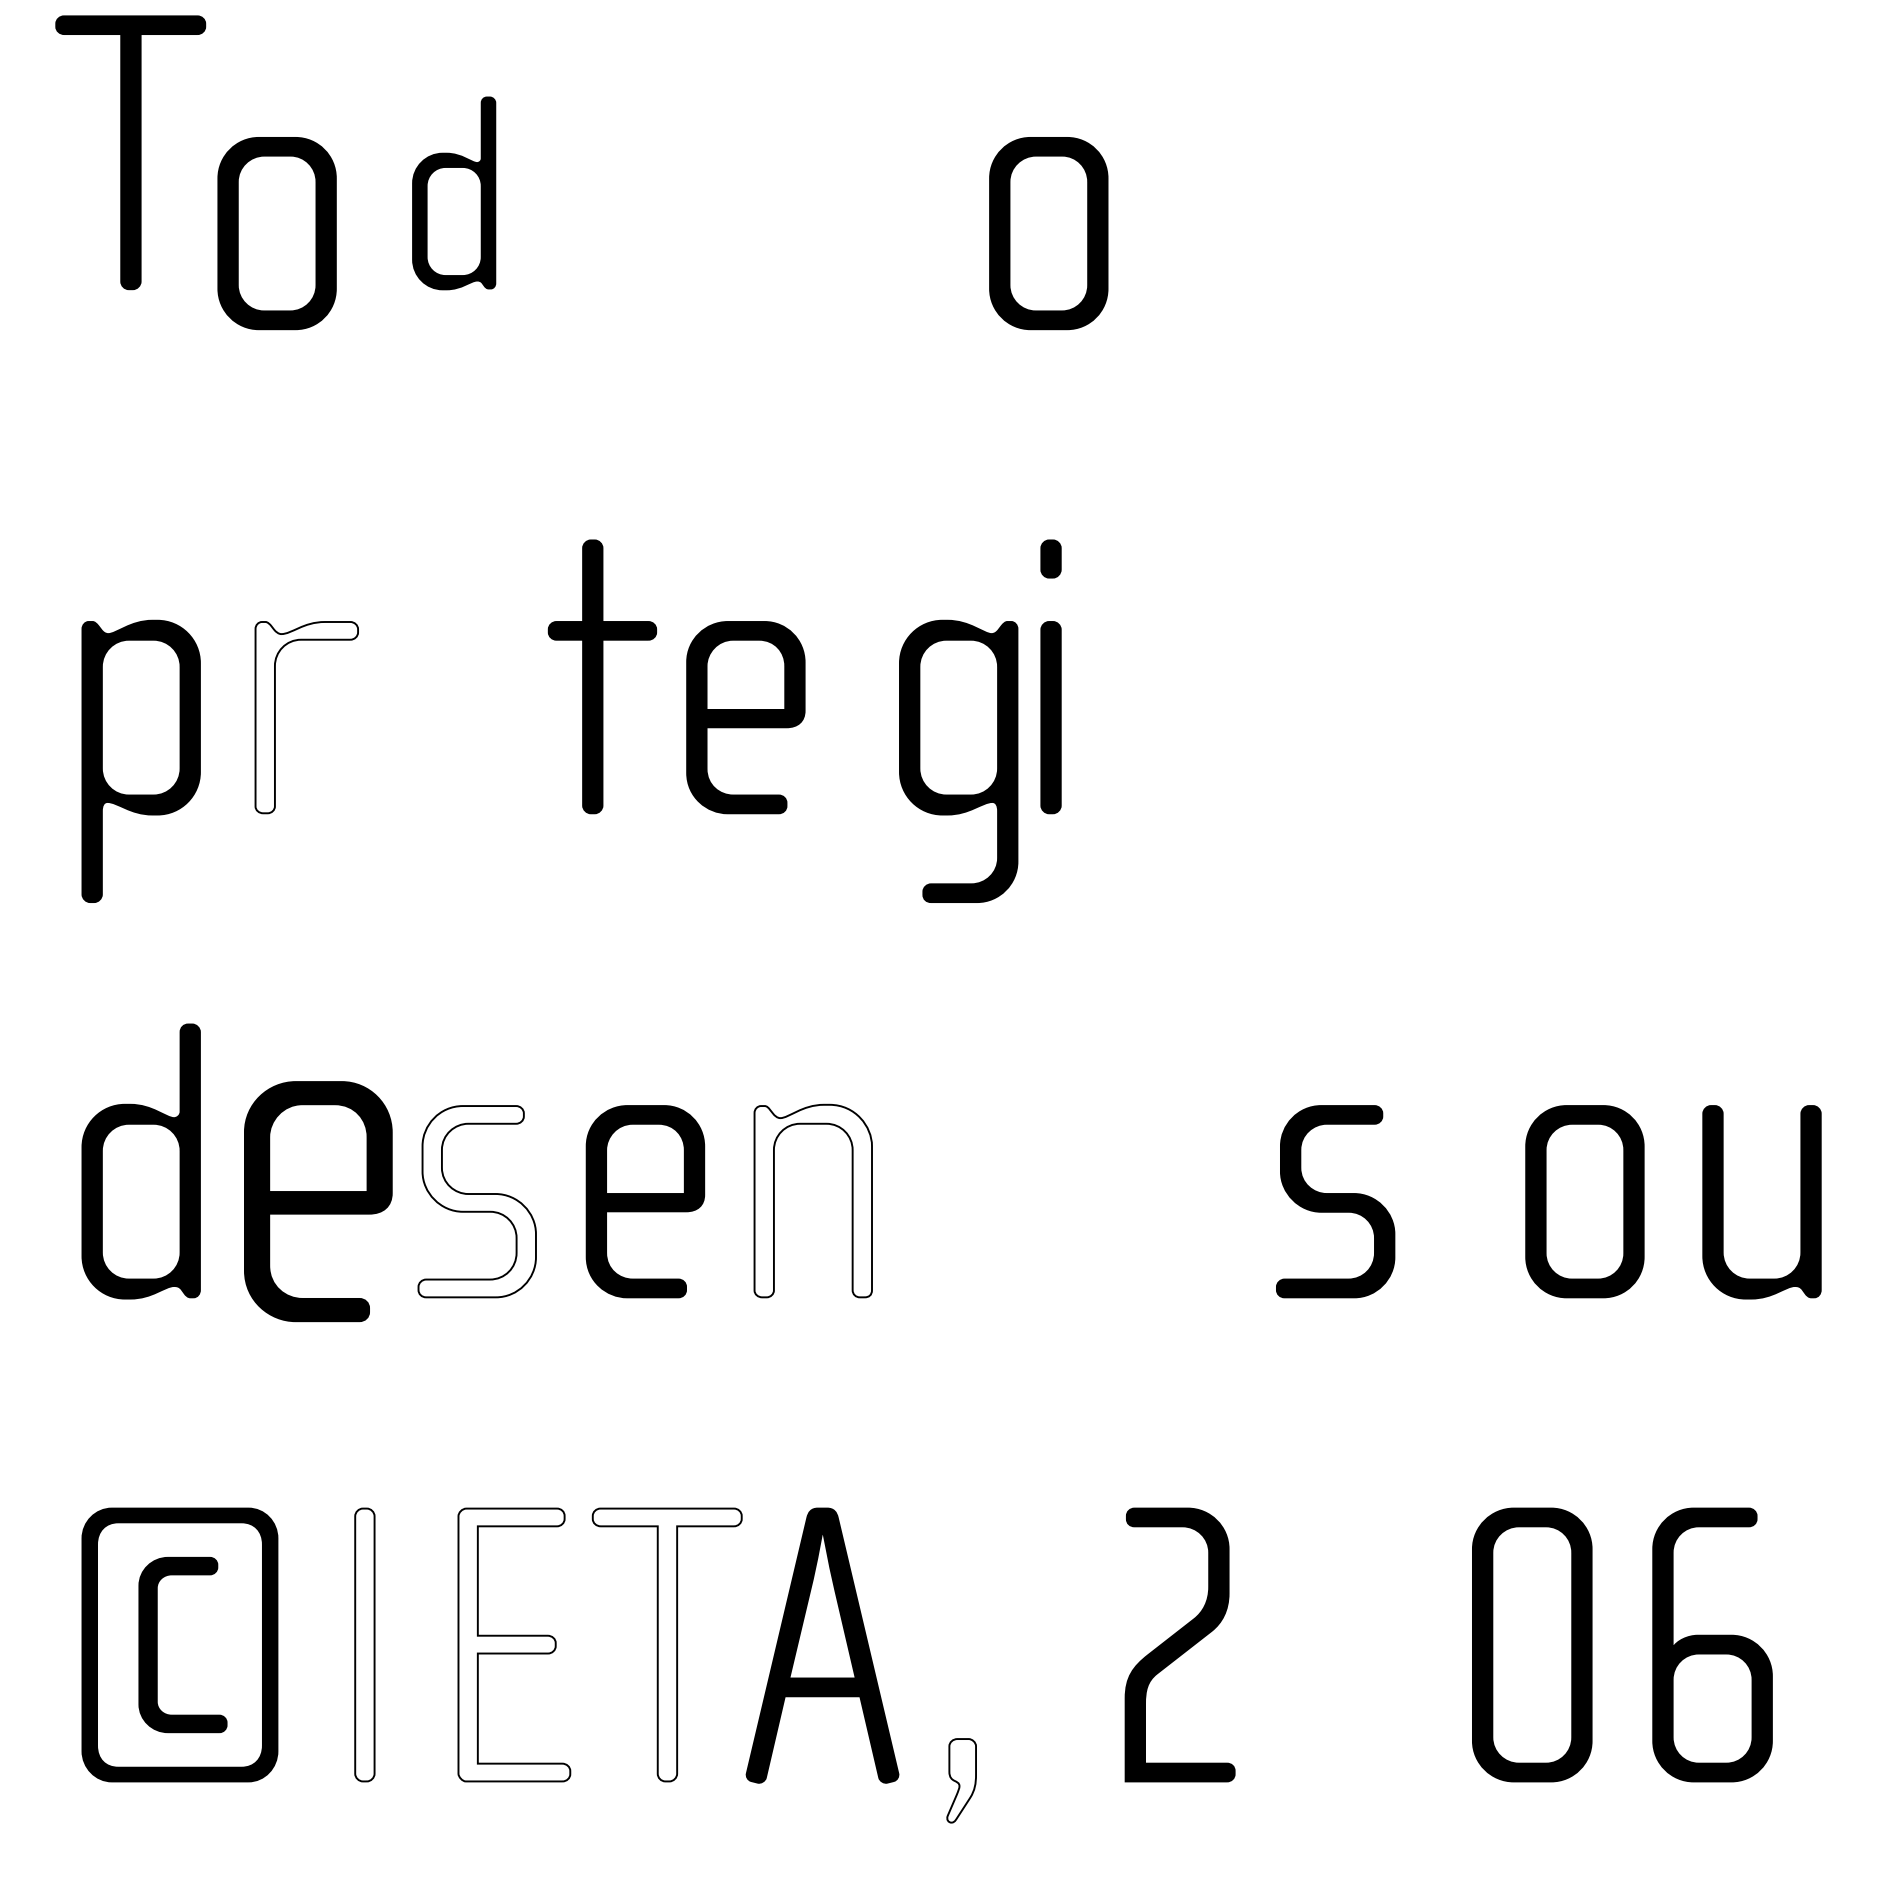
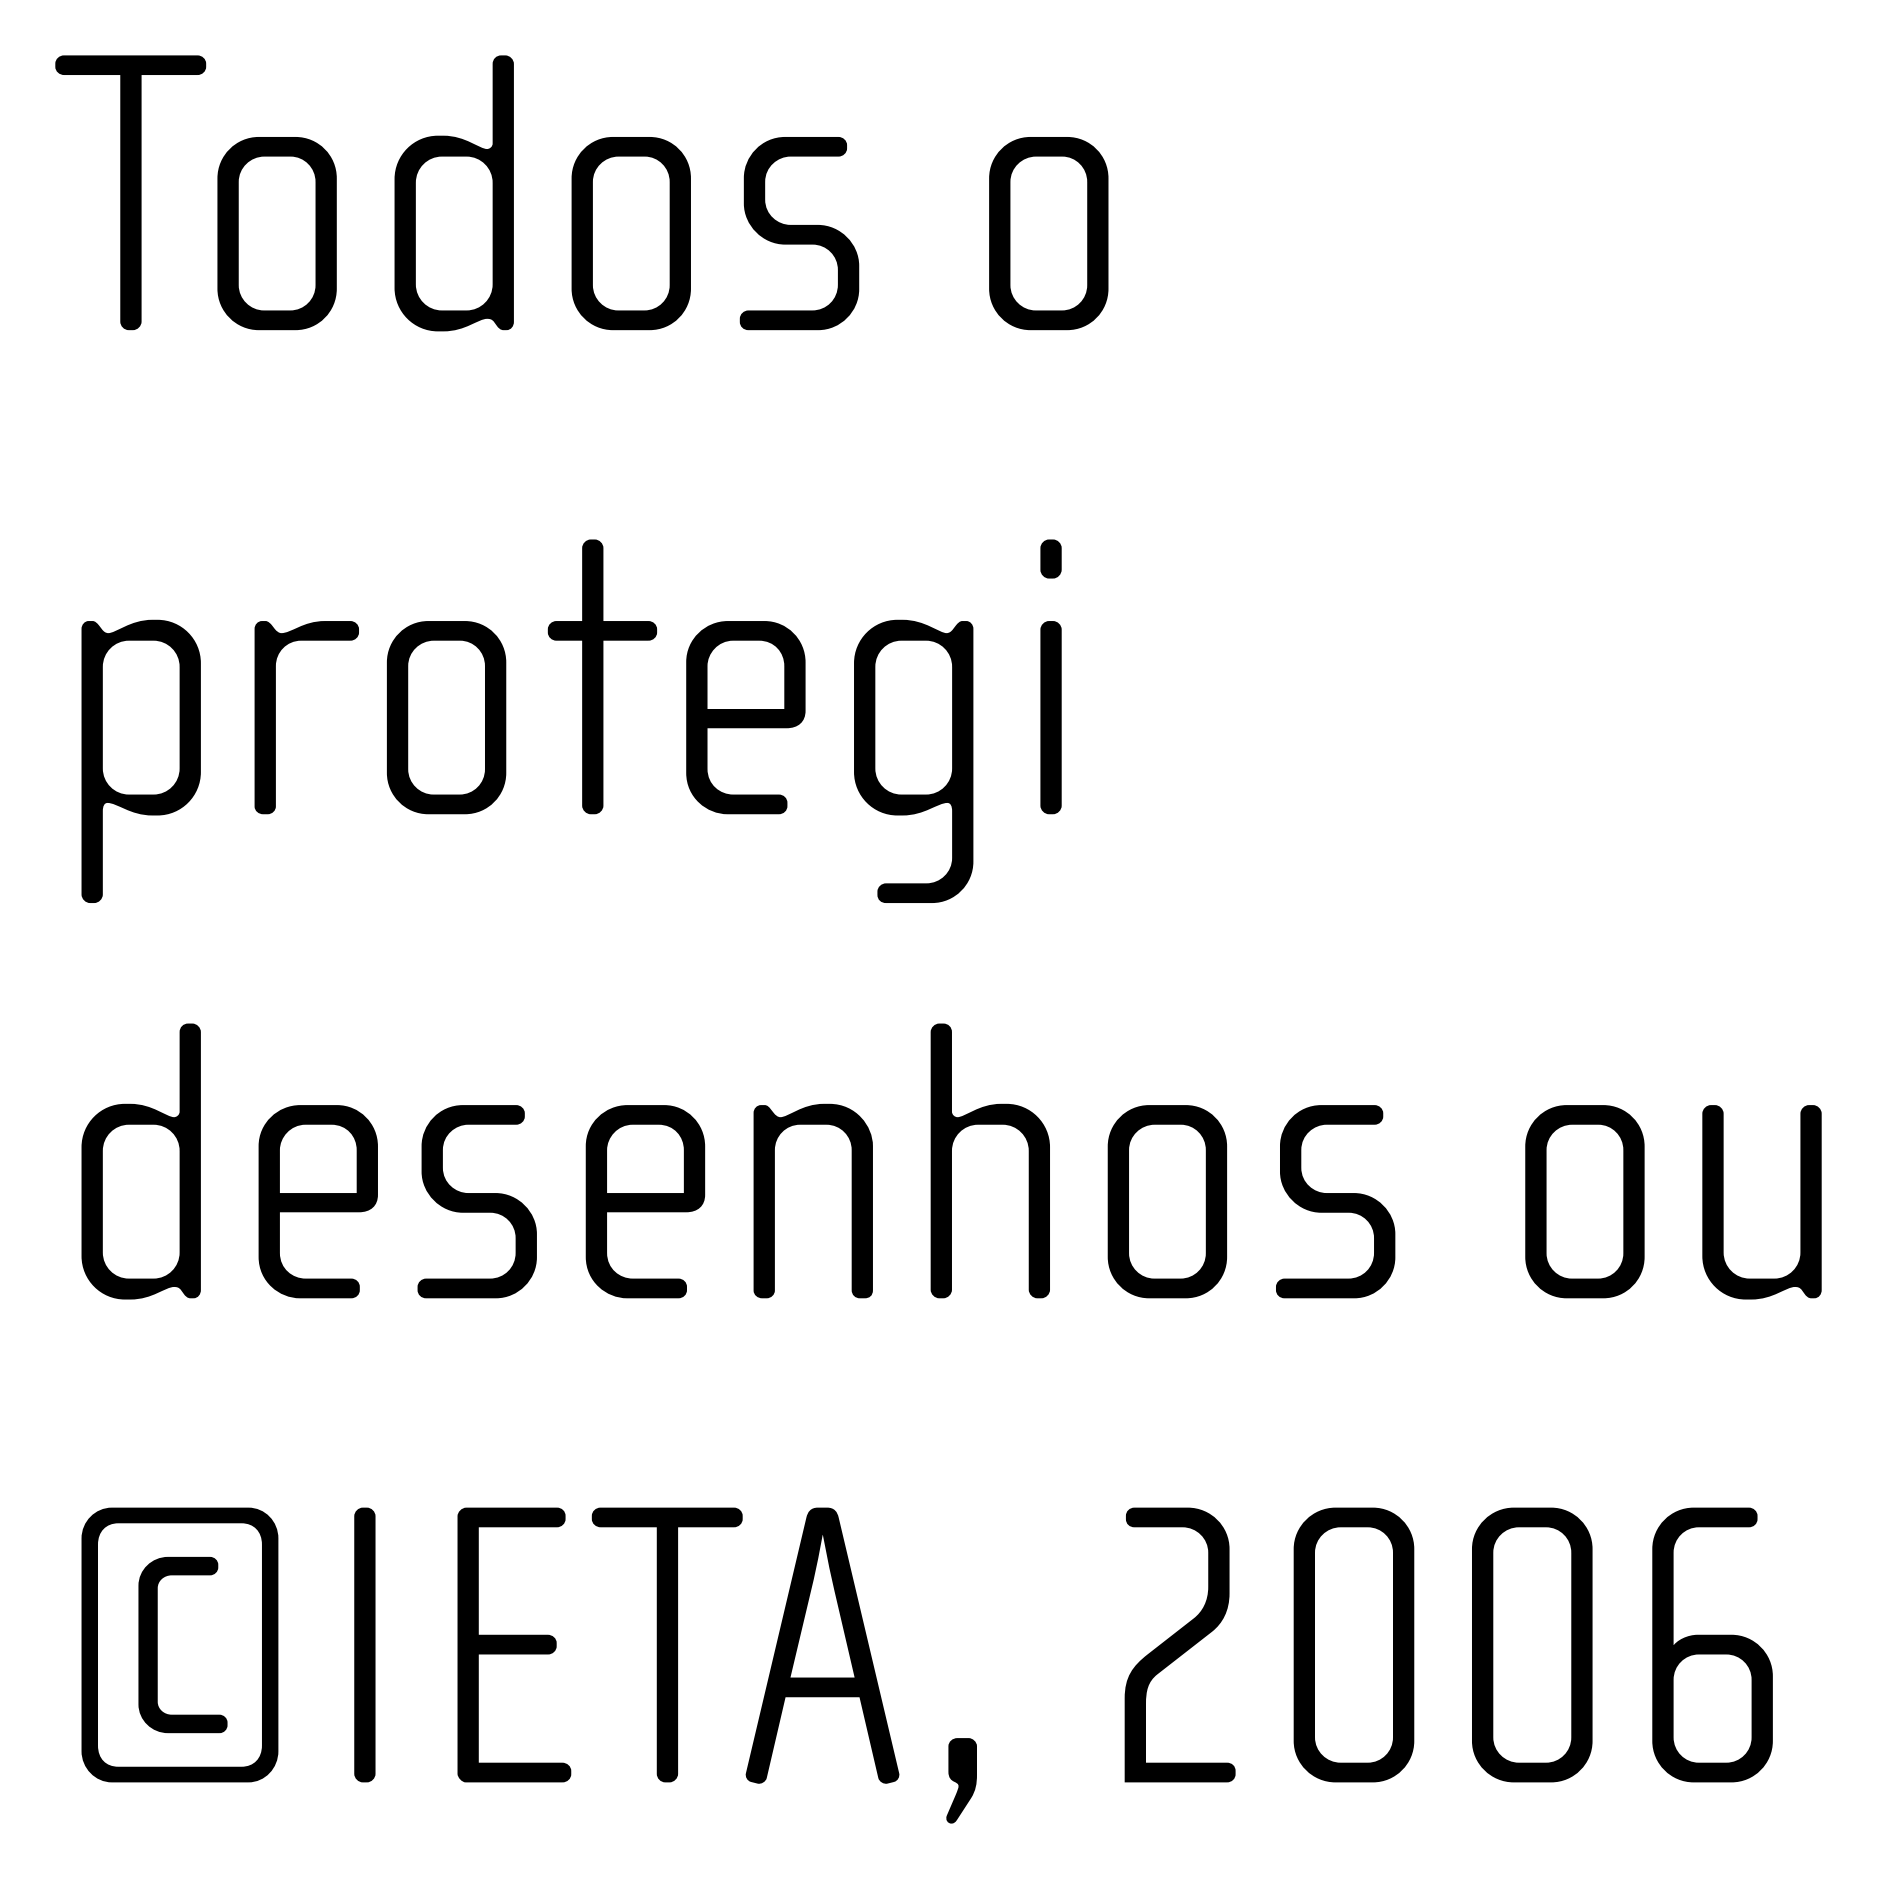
part position: (130, 152) -> (130, 192) (130, 192)
part size: 85x195 px -> 120x277 px (453, 193)
part: none -> present (630, 233)
part: none -> present (799, 233)
fill: none -> present (306, 717)
part: none -> present (446, 717)
part position: (958, 760) -> (913, 760) (913, 760)
part: none -> present (989, 1124)
fill: none -> present (812, 1200)
part size: 149x242 px -> 120x194 px (317, 1201)
fill: none -> present (476, 1201)
part: none -> present (1166, 1201)
fill: none -> present (364, 1644)
fill: none -> present (514, 1644)
fill: none -> present (666, 1644)
part: none -> present (1353, 1644)
fill: none -> present (961, 1780)
